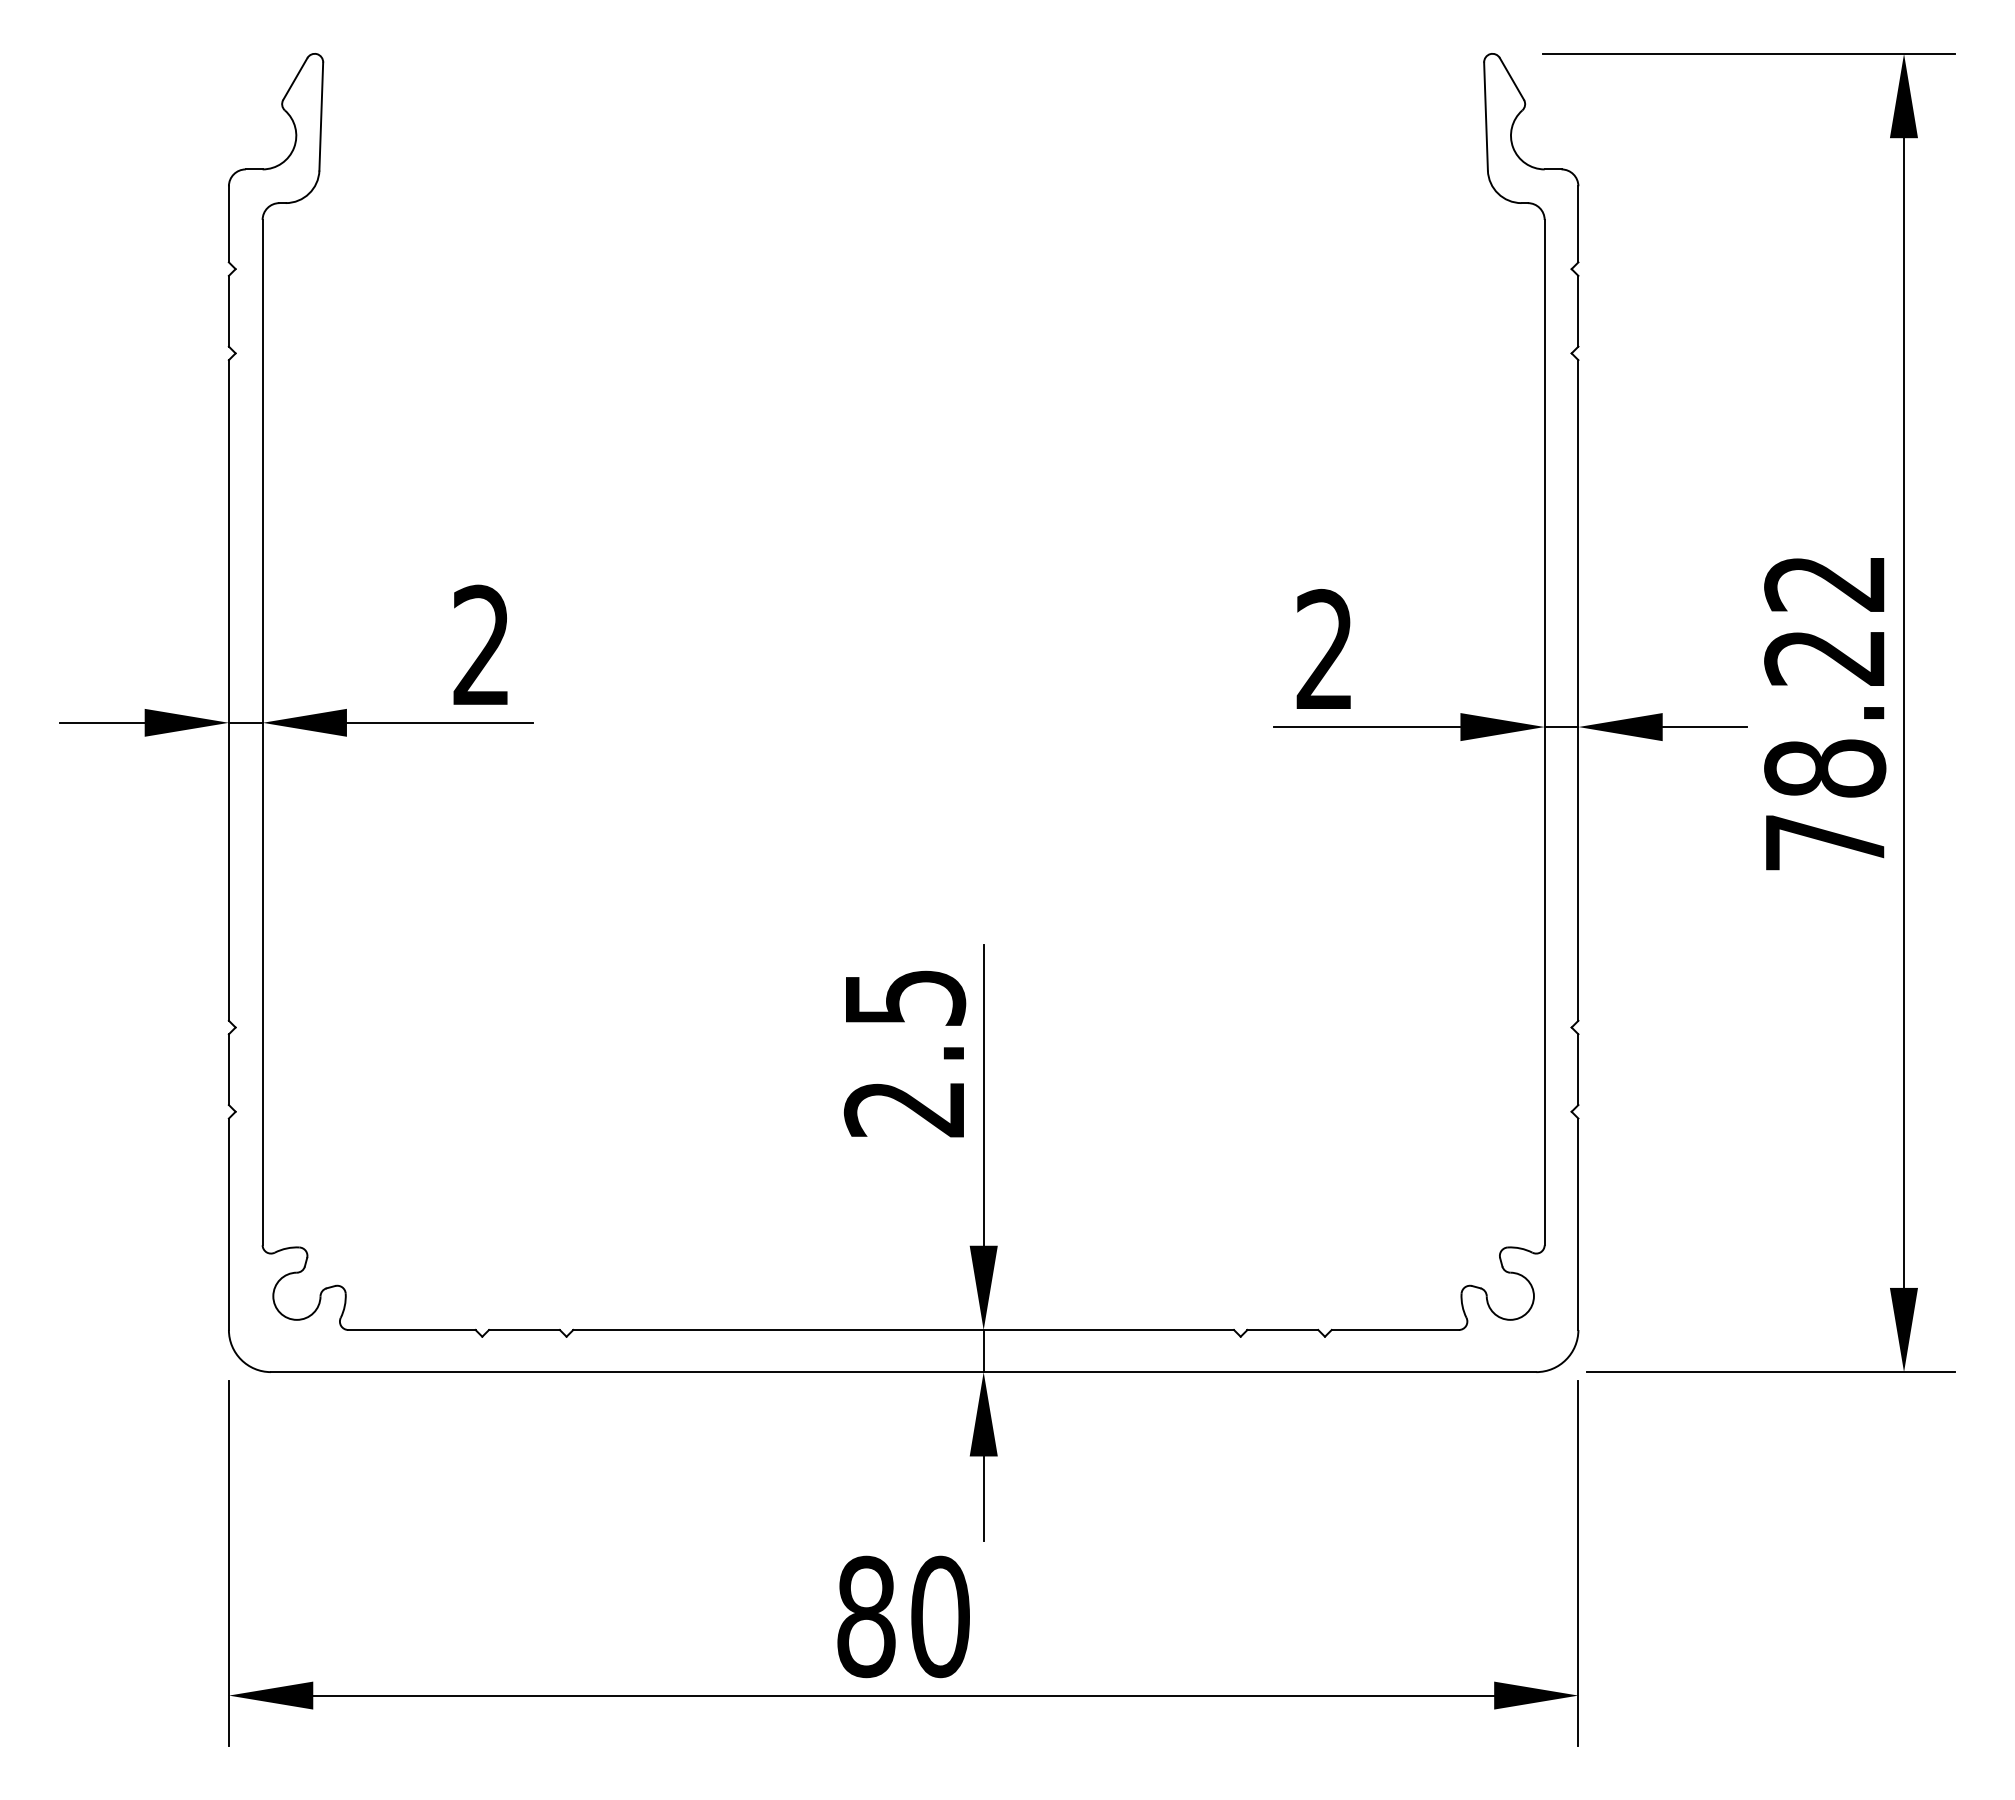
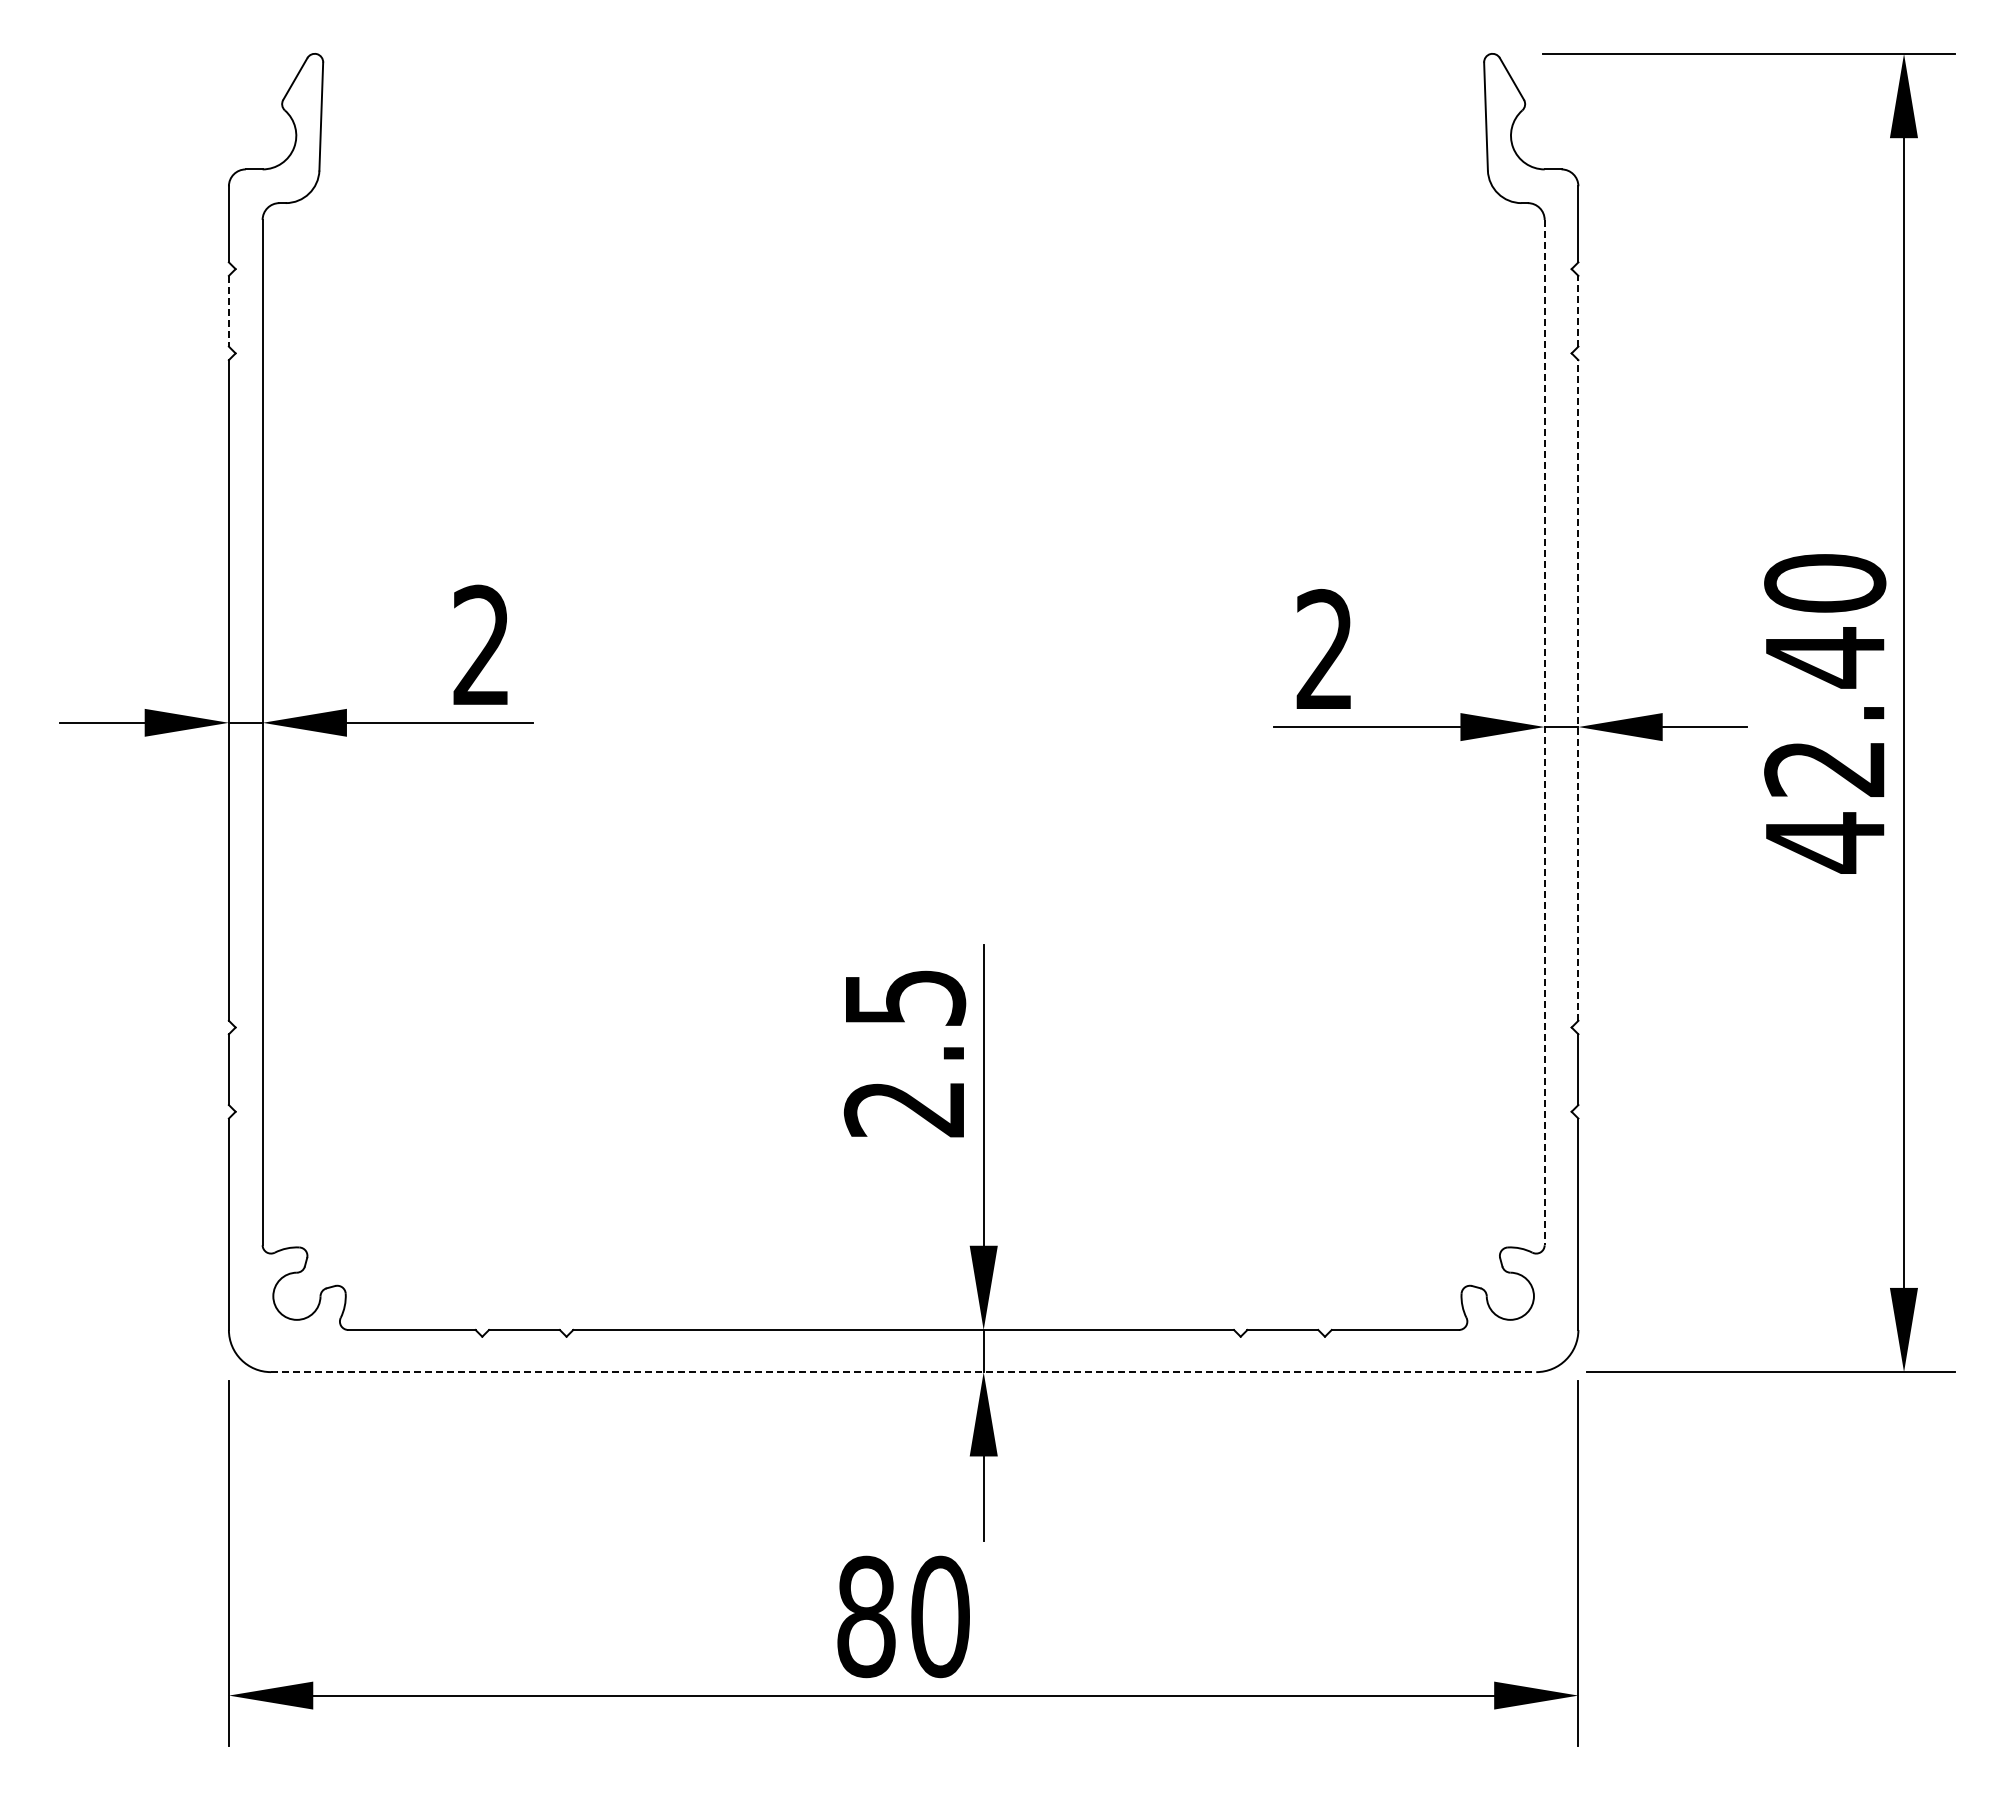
line: solid -> dashed (1578, 310)
line: solid -> dashed (228, 311)
line: solid -> dashed (1578, 689)
text: 78.22 -> 42.40 (1825, 713)
line: solid -> dashed (1544, 732)
line: solid -> dashed (903, 1372)
